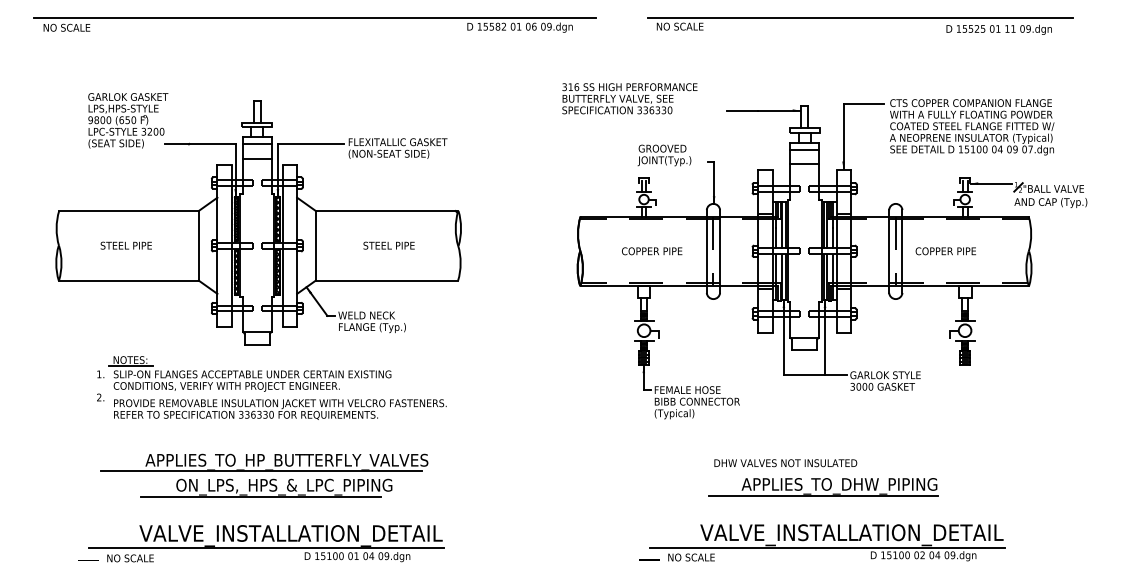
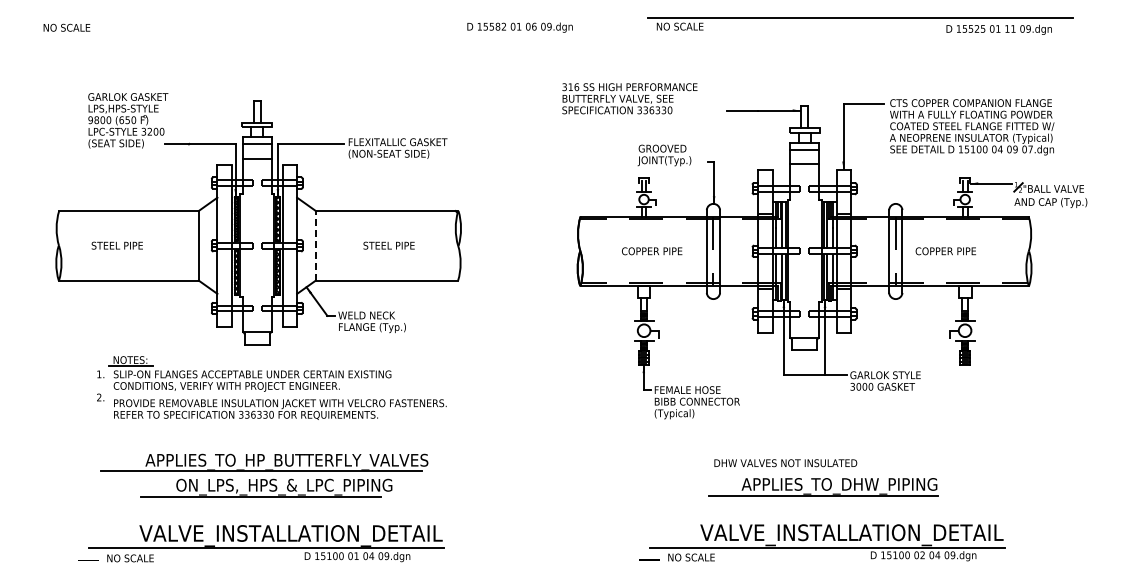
line: present -> none (314, 17)
text position: (125, 245) -> (116, 245) (116, 245)
line: solid -> dashed (315, 245)
